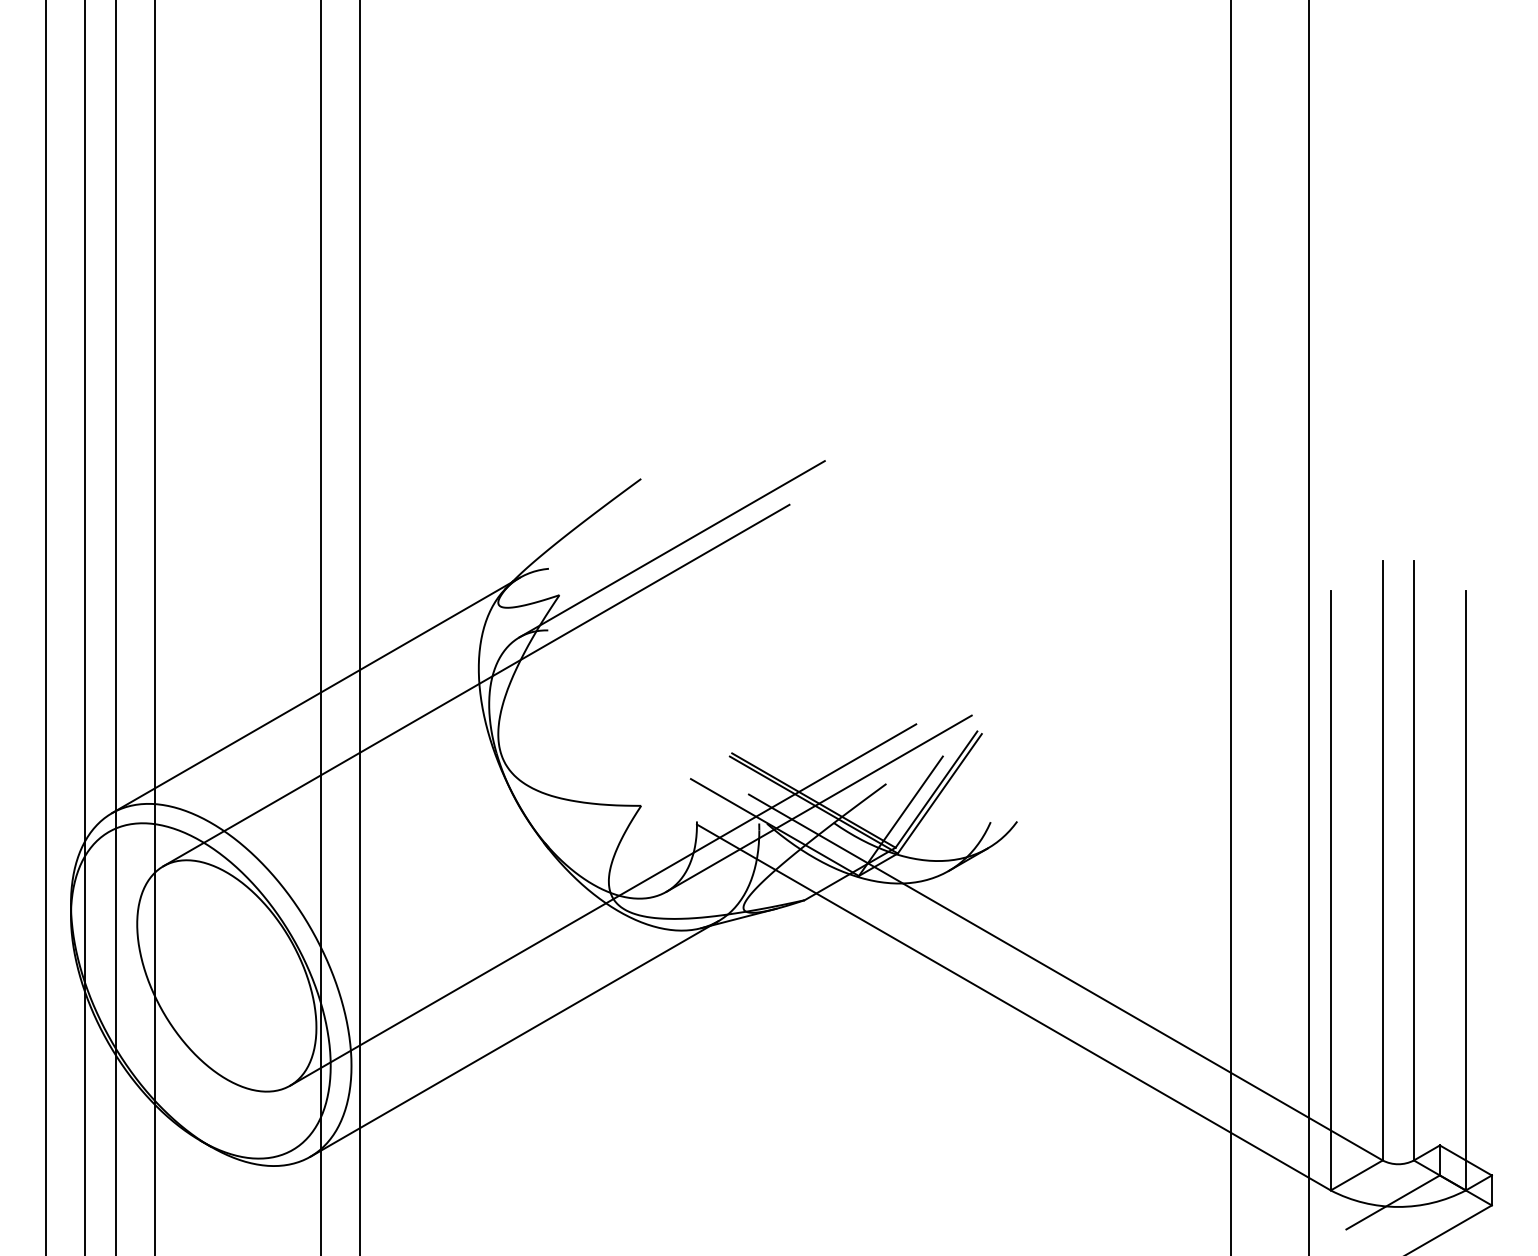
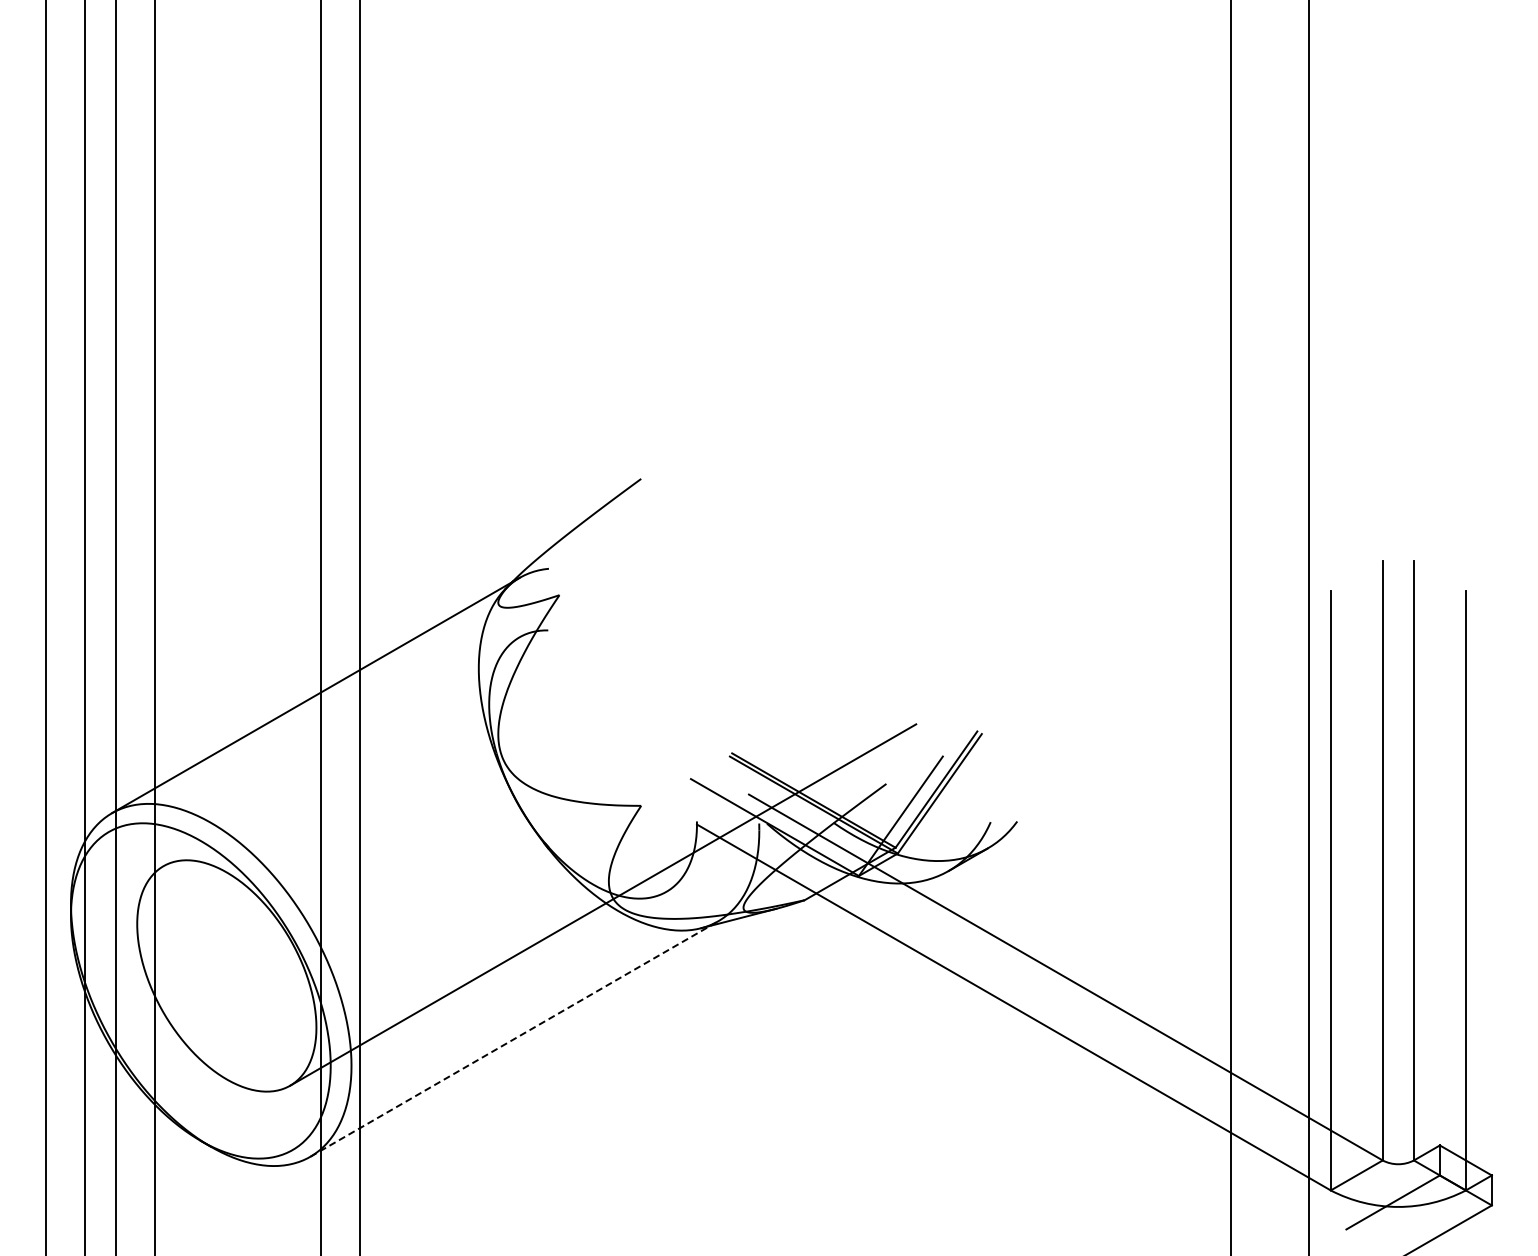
line: present -> none (671, 549)
line: present -> none (476, 685)
line: present -> none (818, 803)
line: solid -> dashed (514, 1038)
